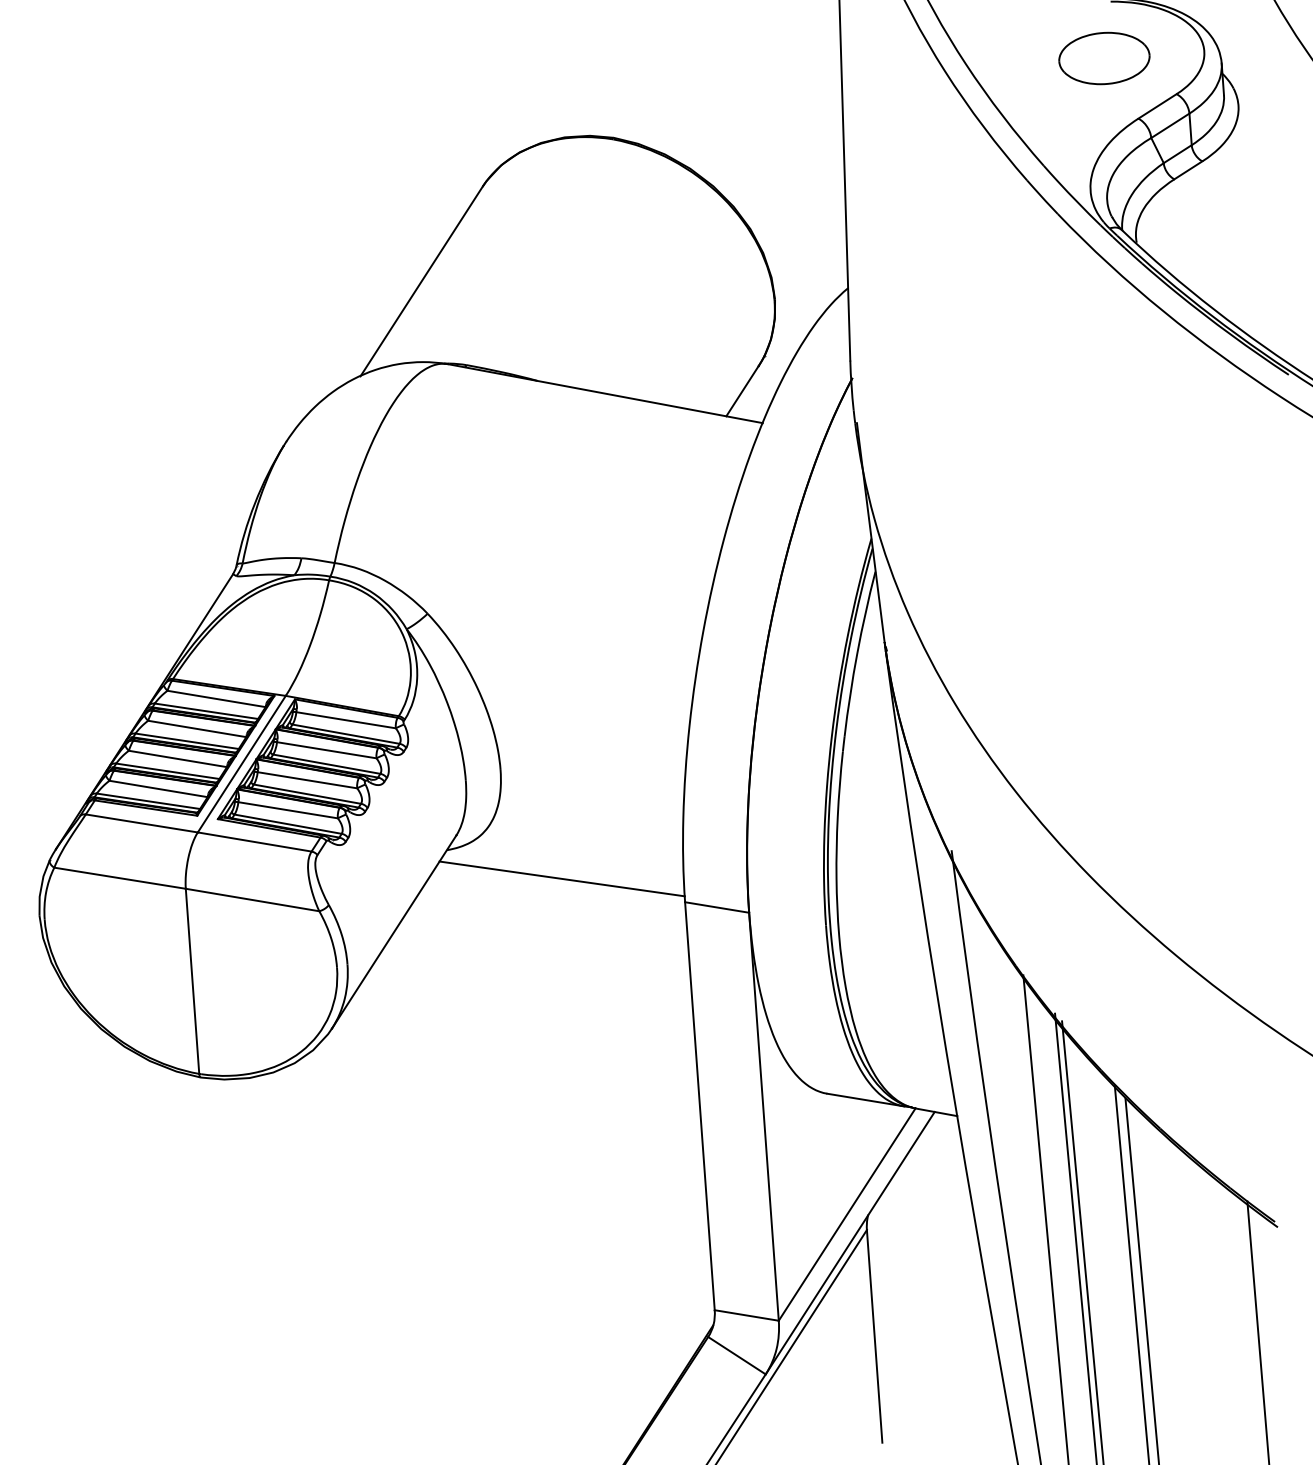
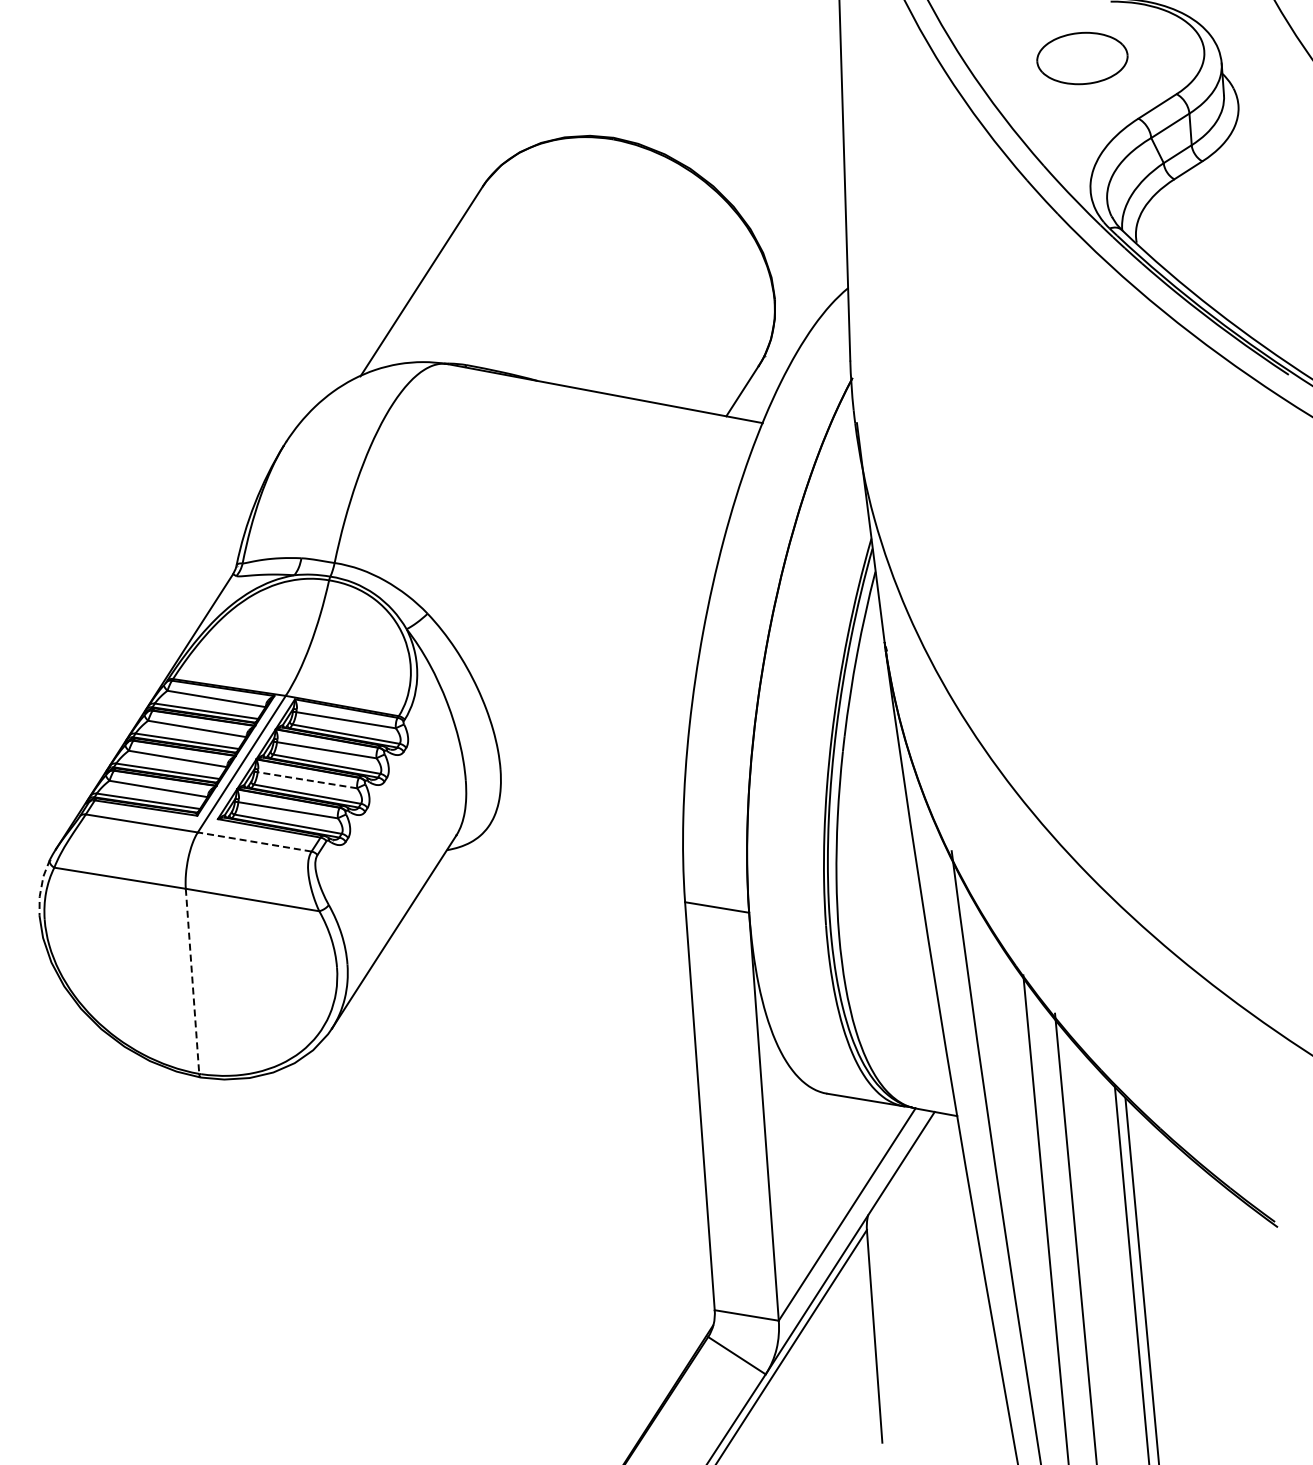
part position: (1104, 58) -> (1082, 58) (1082, 58)
line: solid -> dashed (306, 780)
line: solid -> dashed (254, 842)
line: present -> none (561, 878)
line: solid -> dashed (41, 887)
line: solid -> dashed (192, 981)
line: present -> none (1082, 1241)
line: present -> none (1257, 1331)
